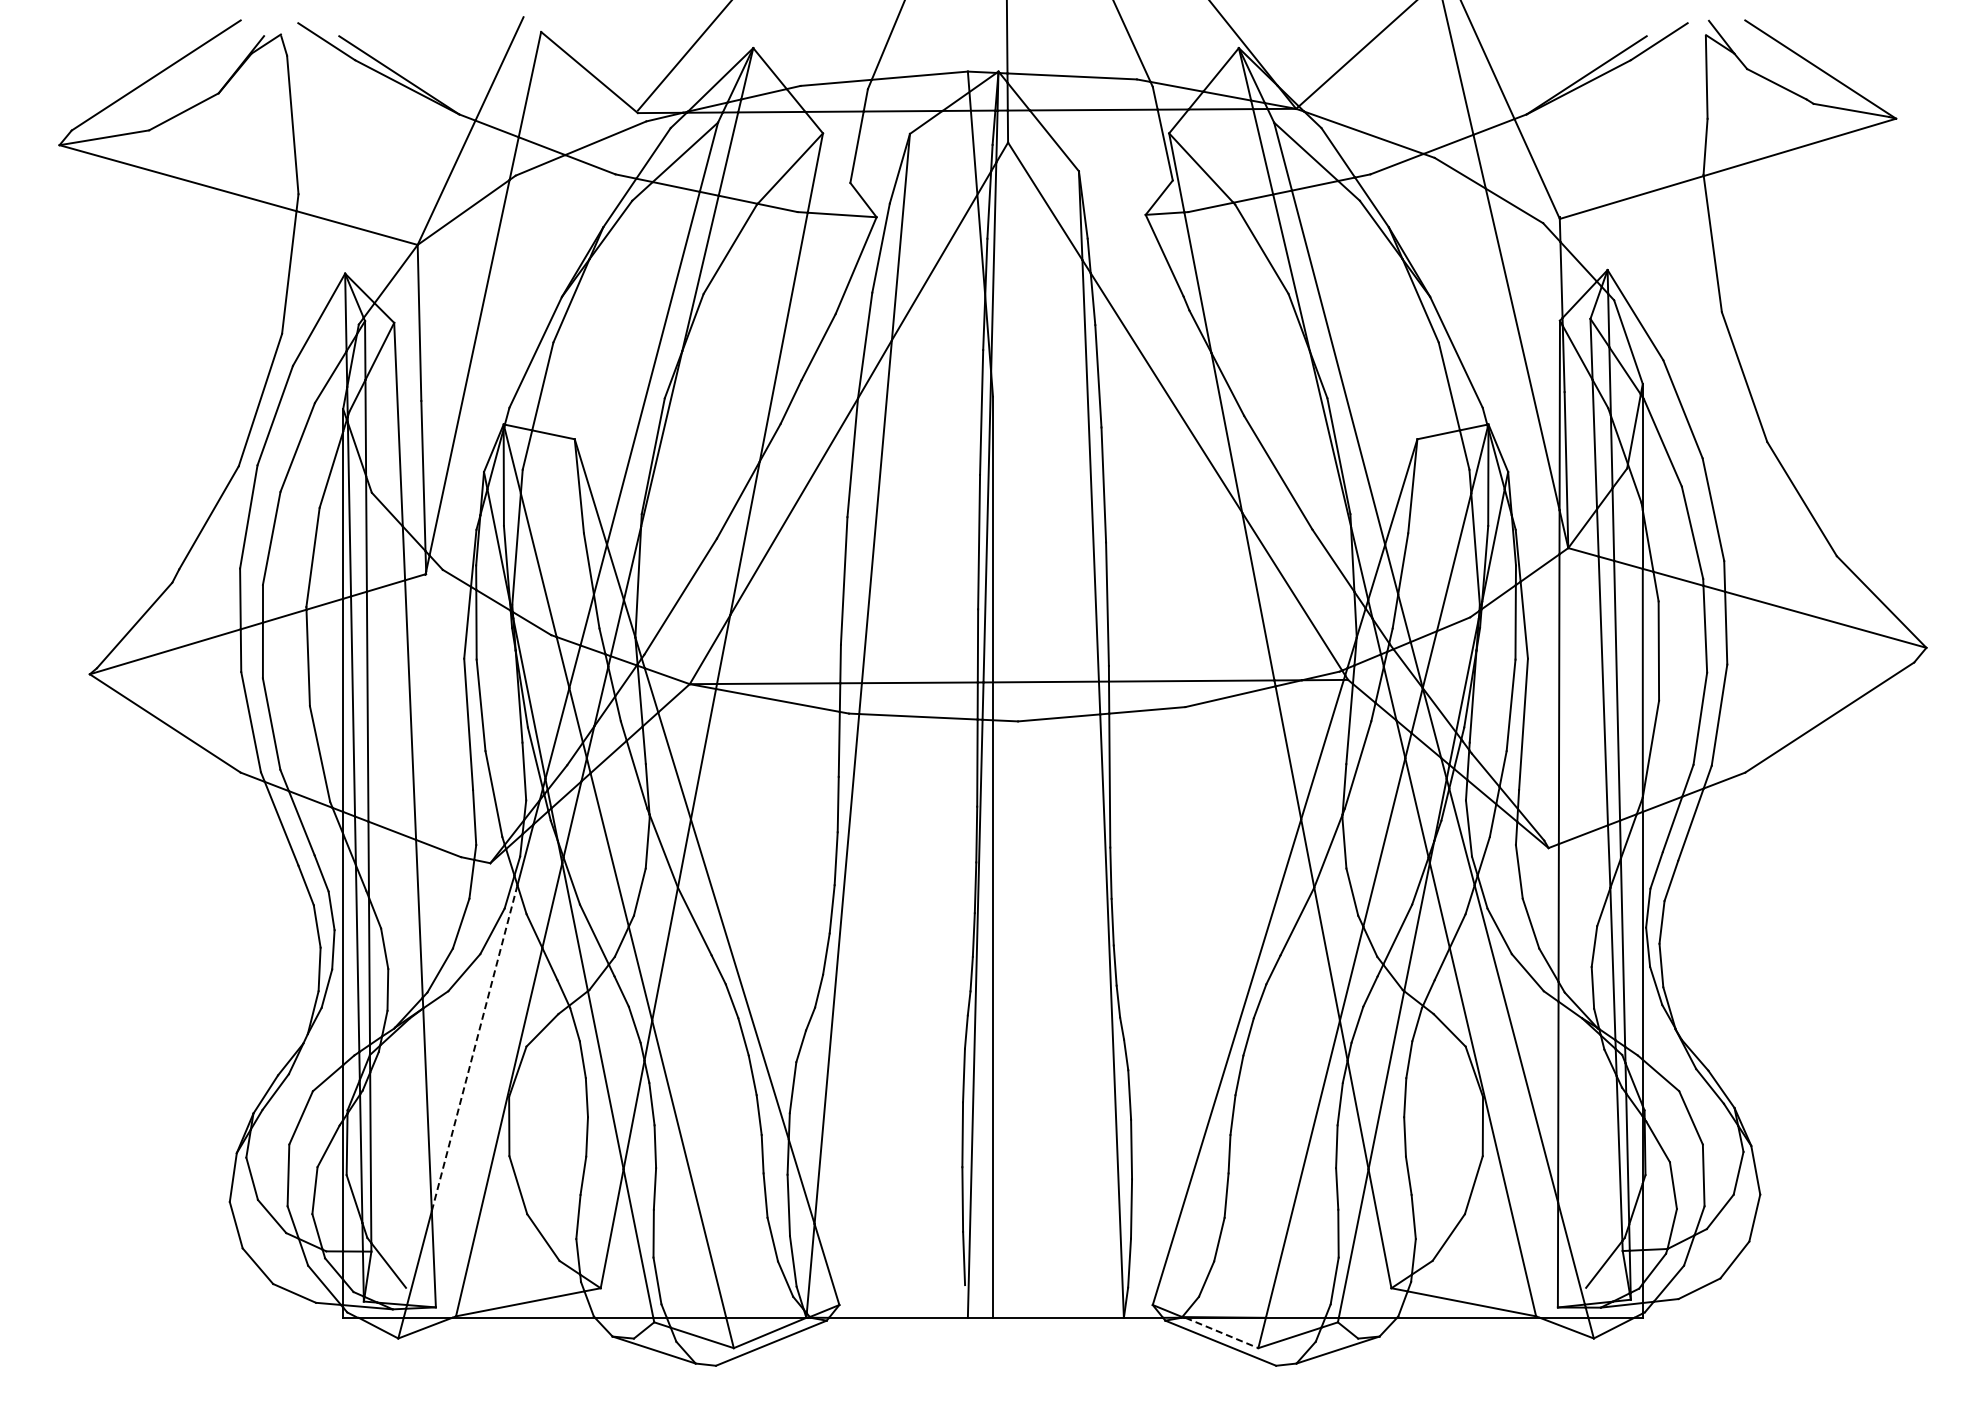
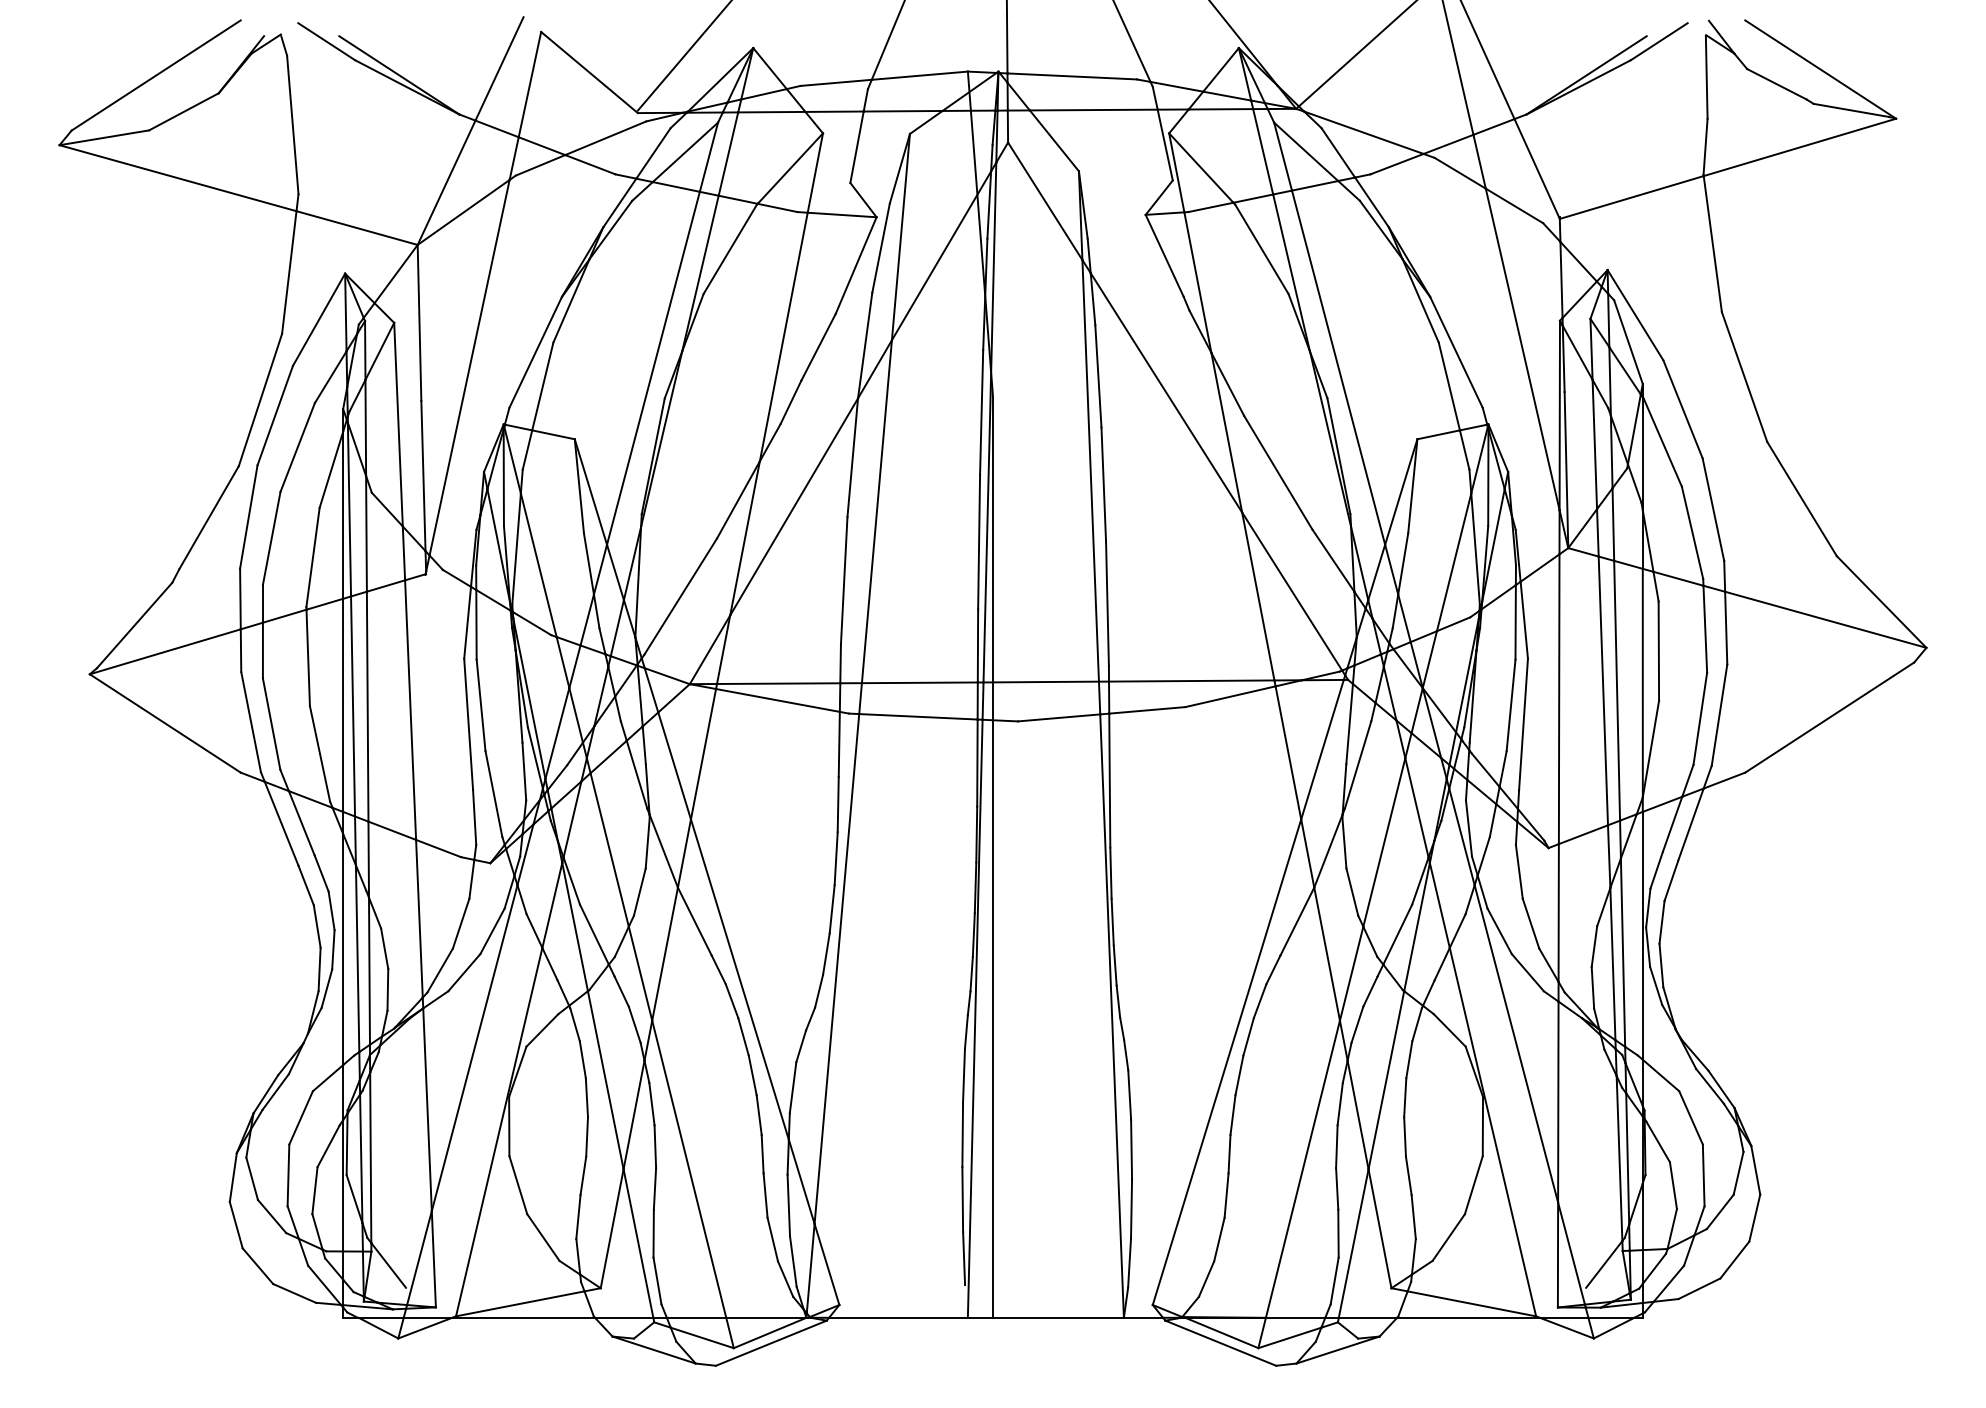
line: dashed -> solid (474, 1048)
line: dashed -> solid (1222, 1333)
